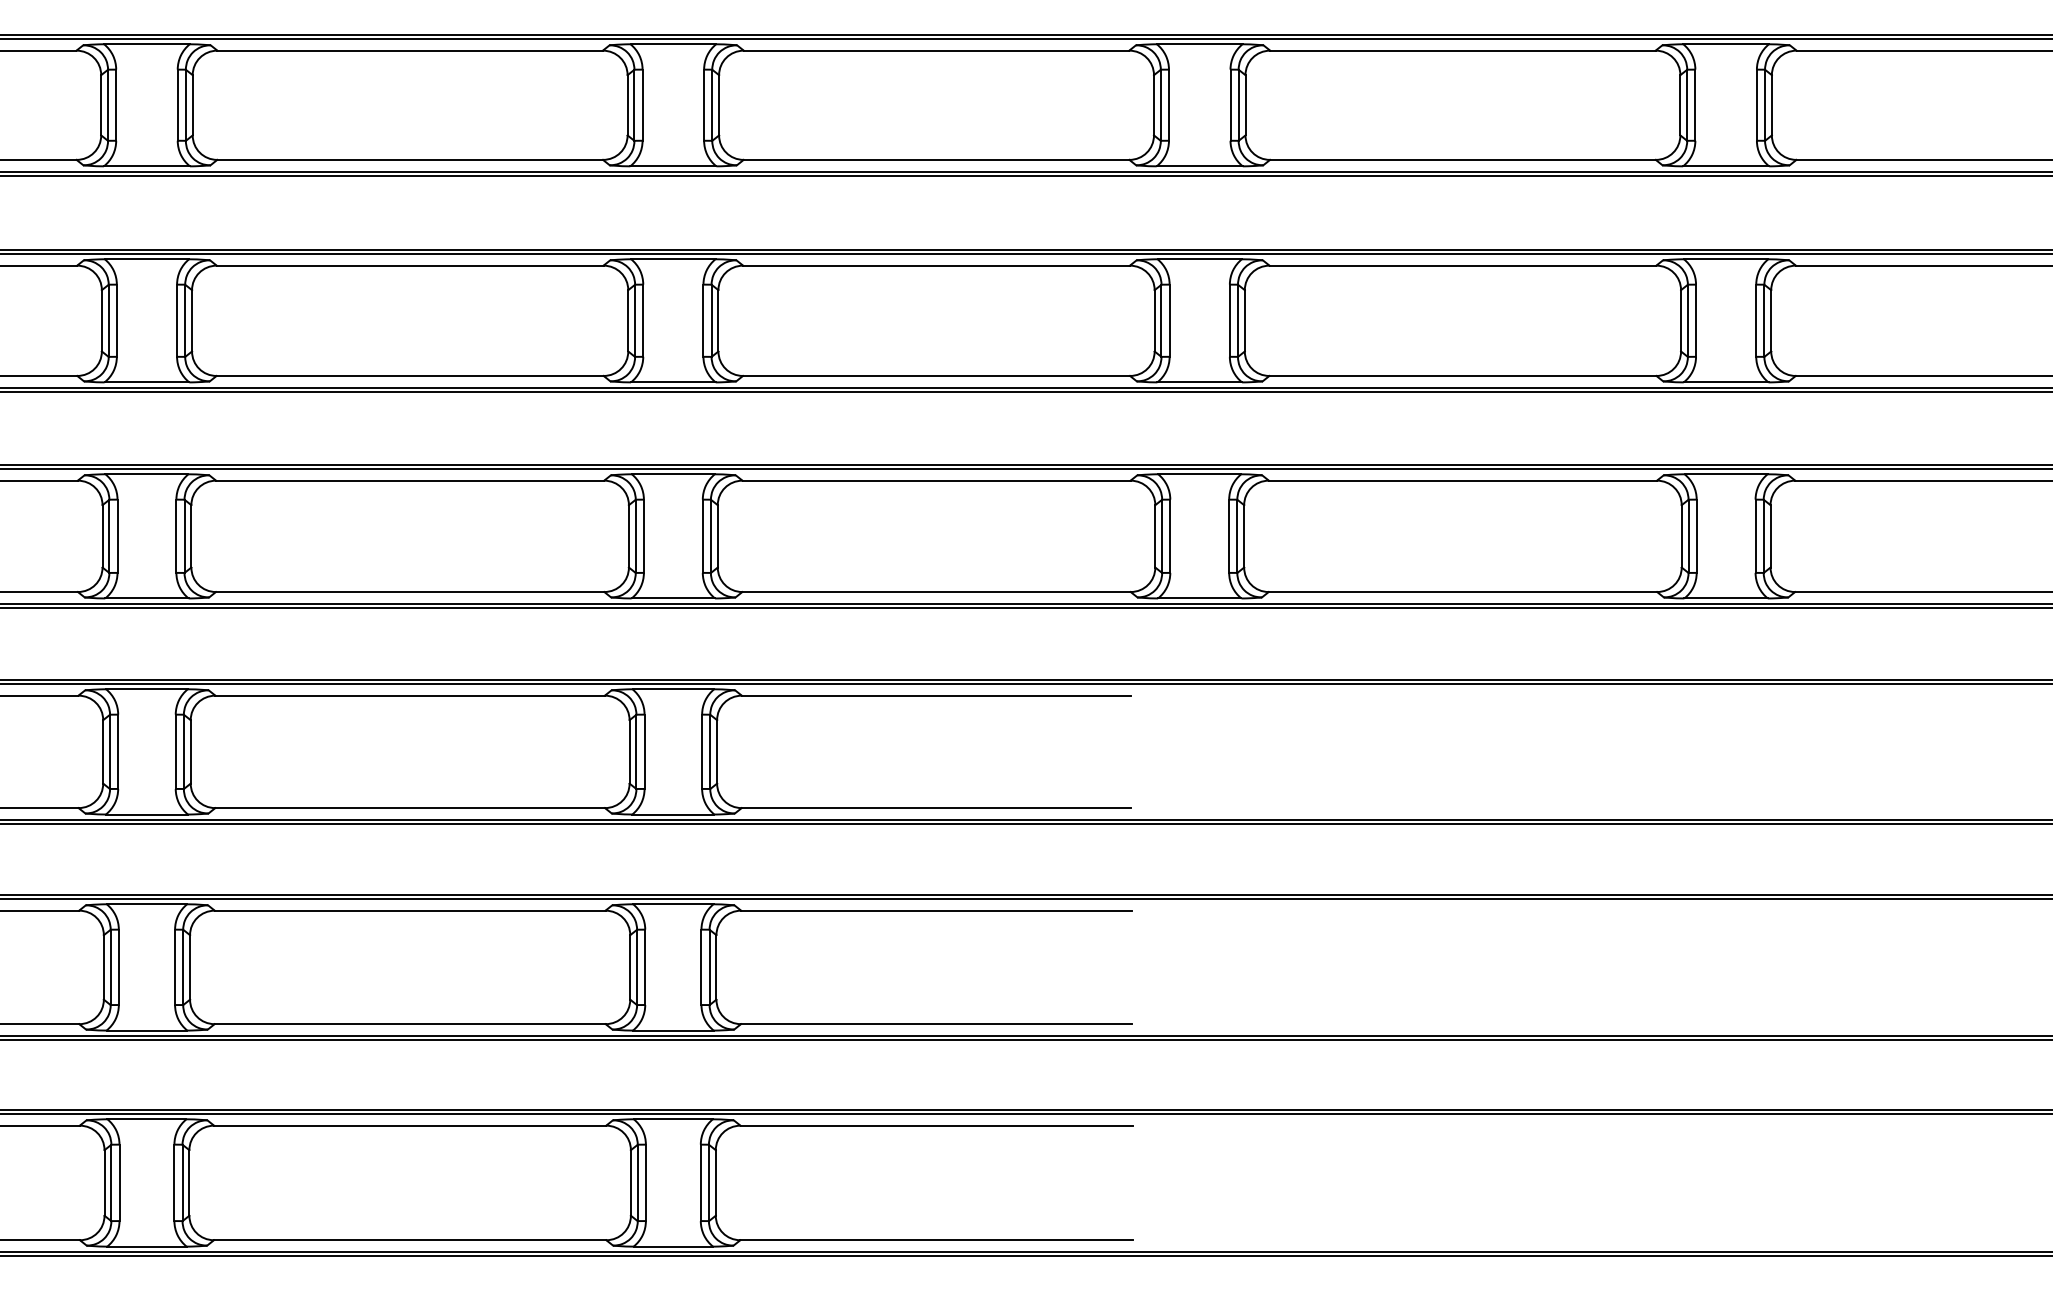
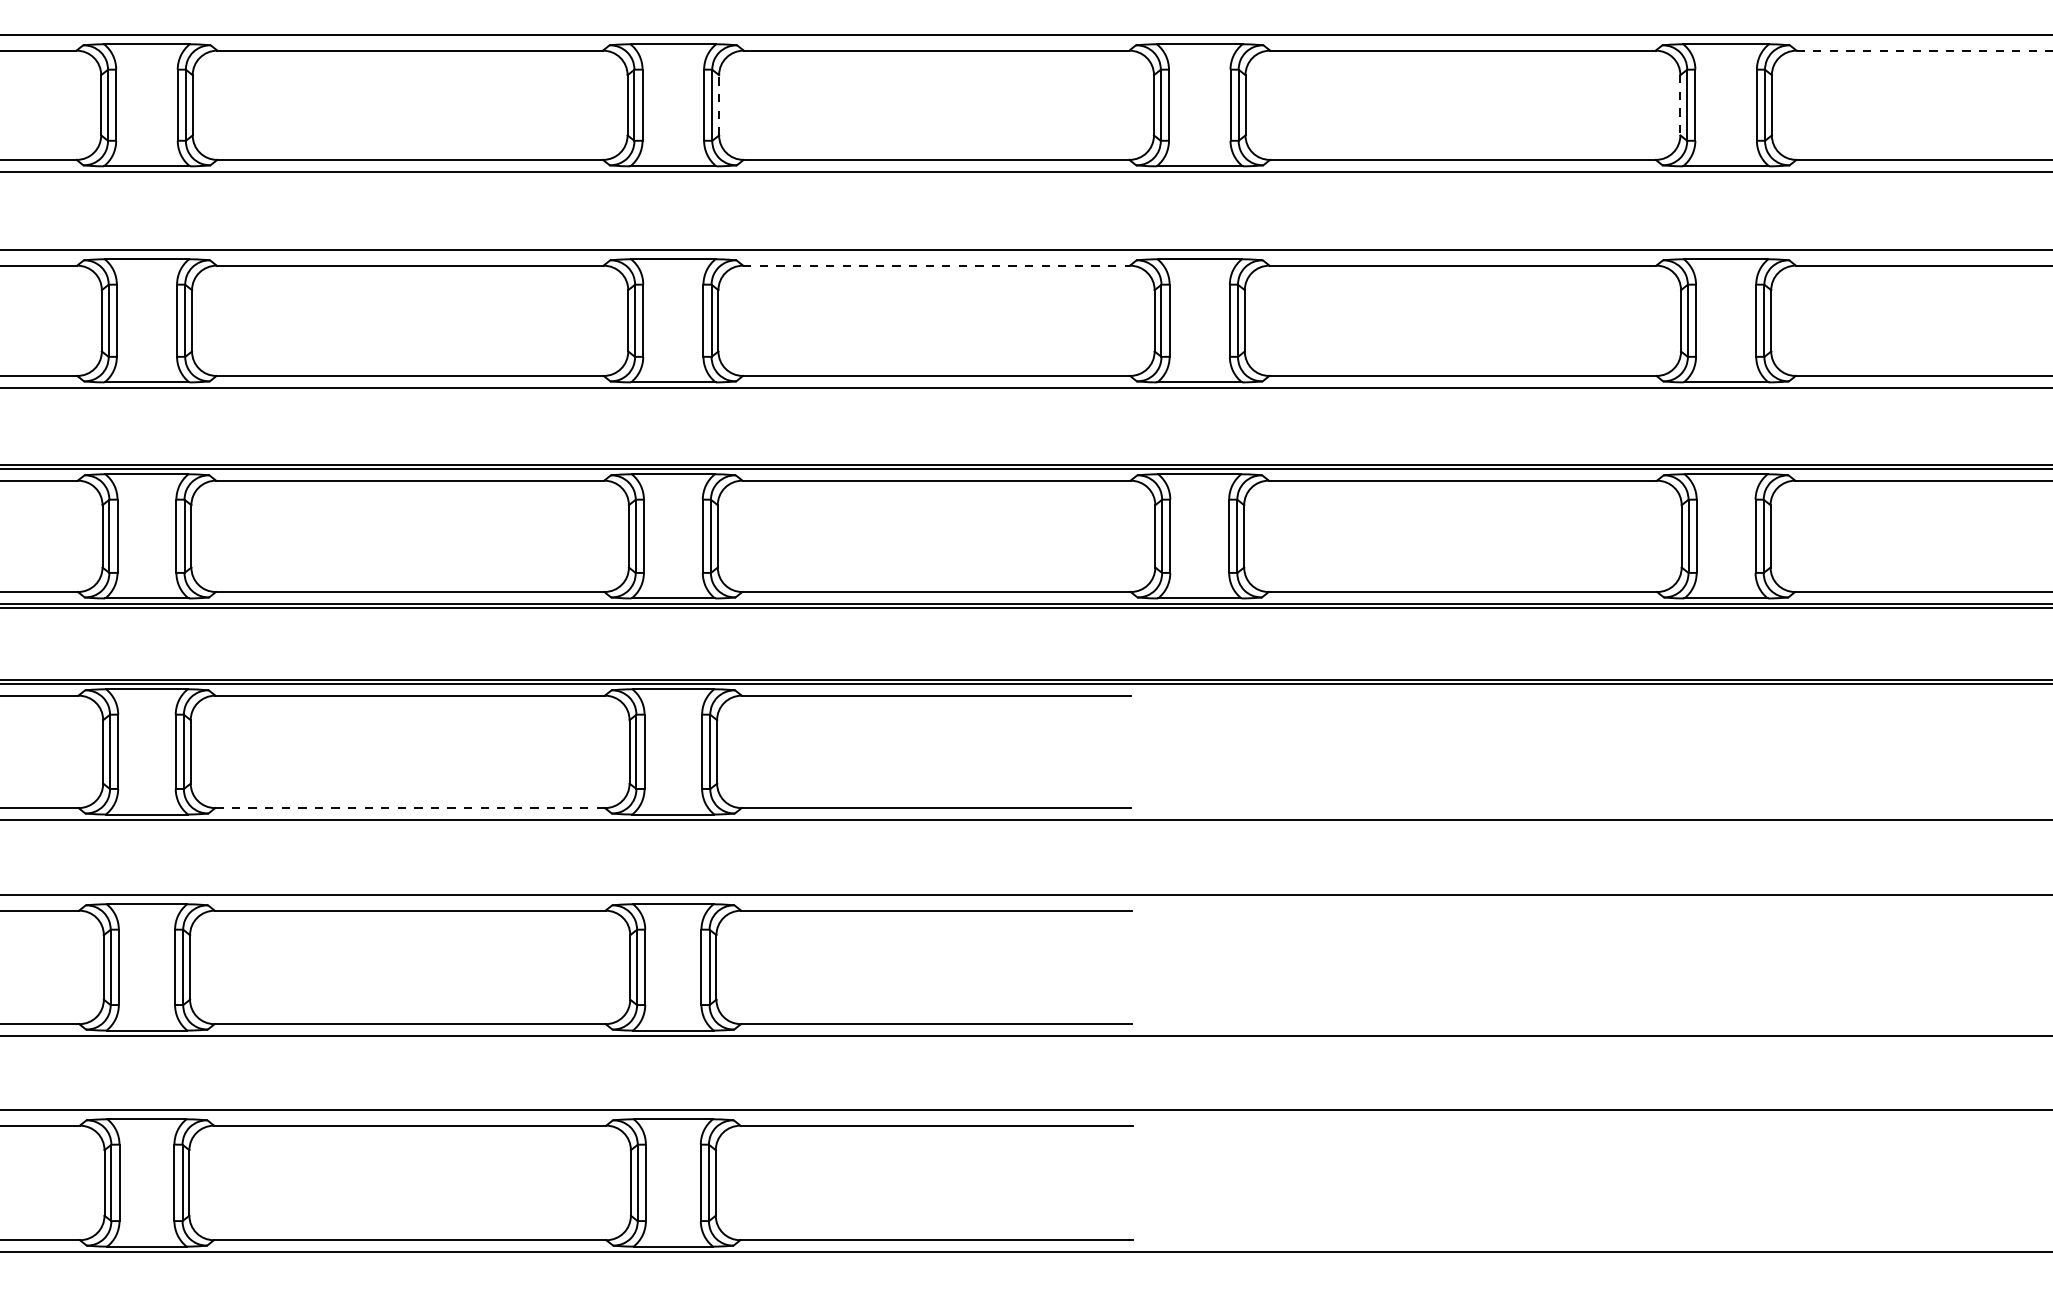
line: present -> none (1025, 38)
line: solid -> dashed (1924, 50)
line: solid -> dashed (719, 104)
line: solid -> dashed (1680, 105)
line: present -> none (1025, 175)
line: present -> none (1025, 253)
line: solid -> dashed (937, 265)
line: present -> none (1025, 391)
line: solid -> dashed (410, 808)
line: present -> none (1025, 823)
line: present -> none (1025, 898)
line: present -> none (1025, 1039)
line: present -> none (1025, 1113)
line: present -> none (1025, 1256)
